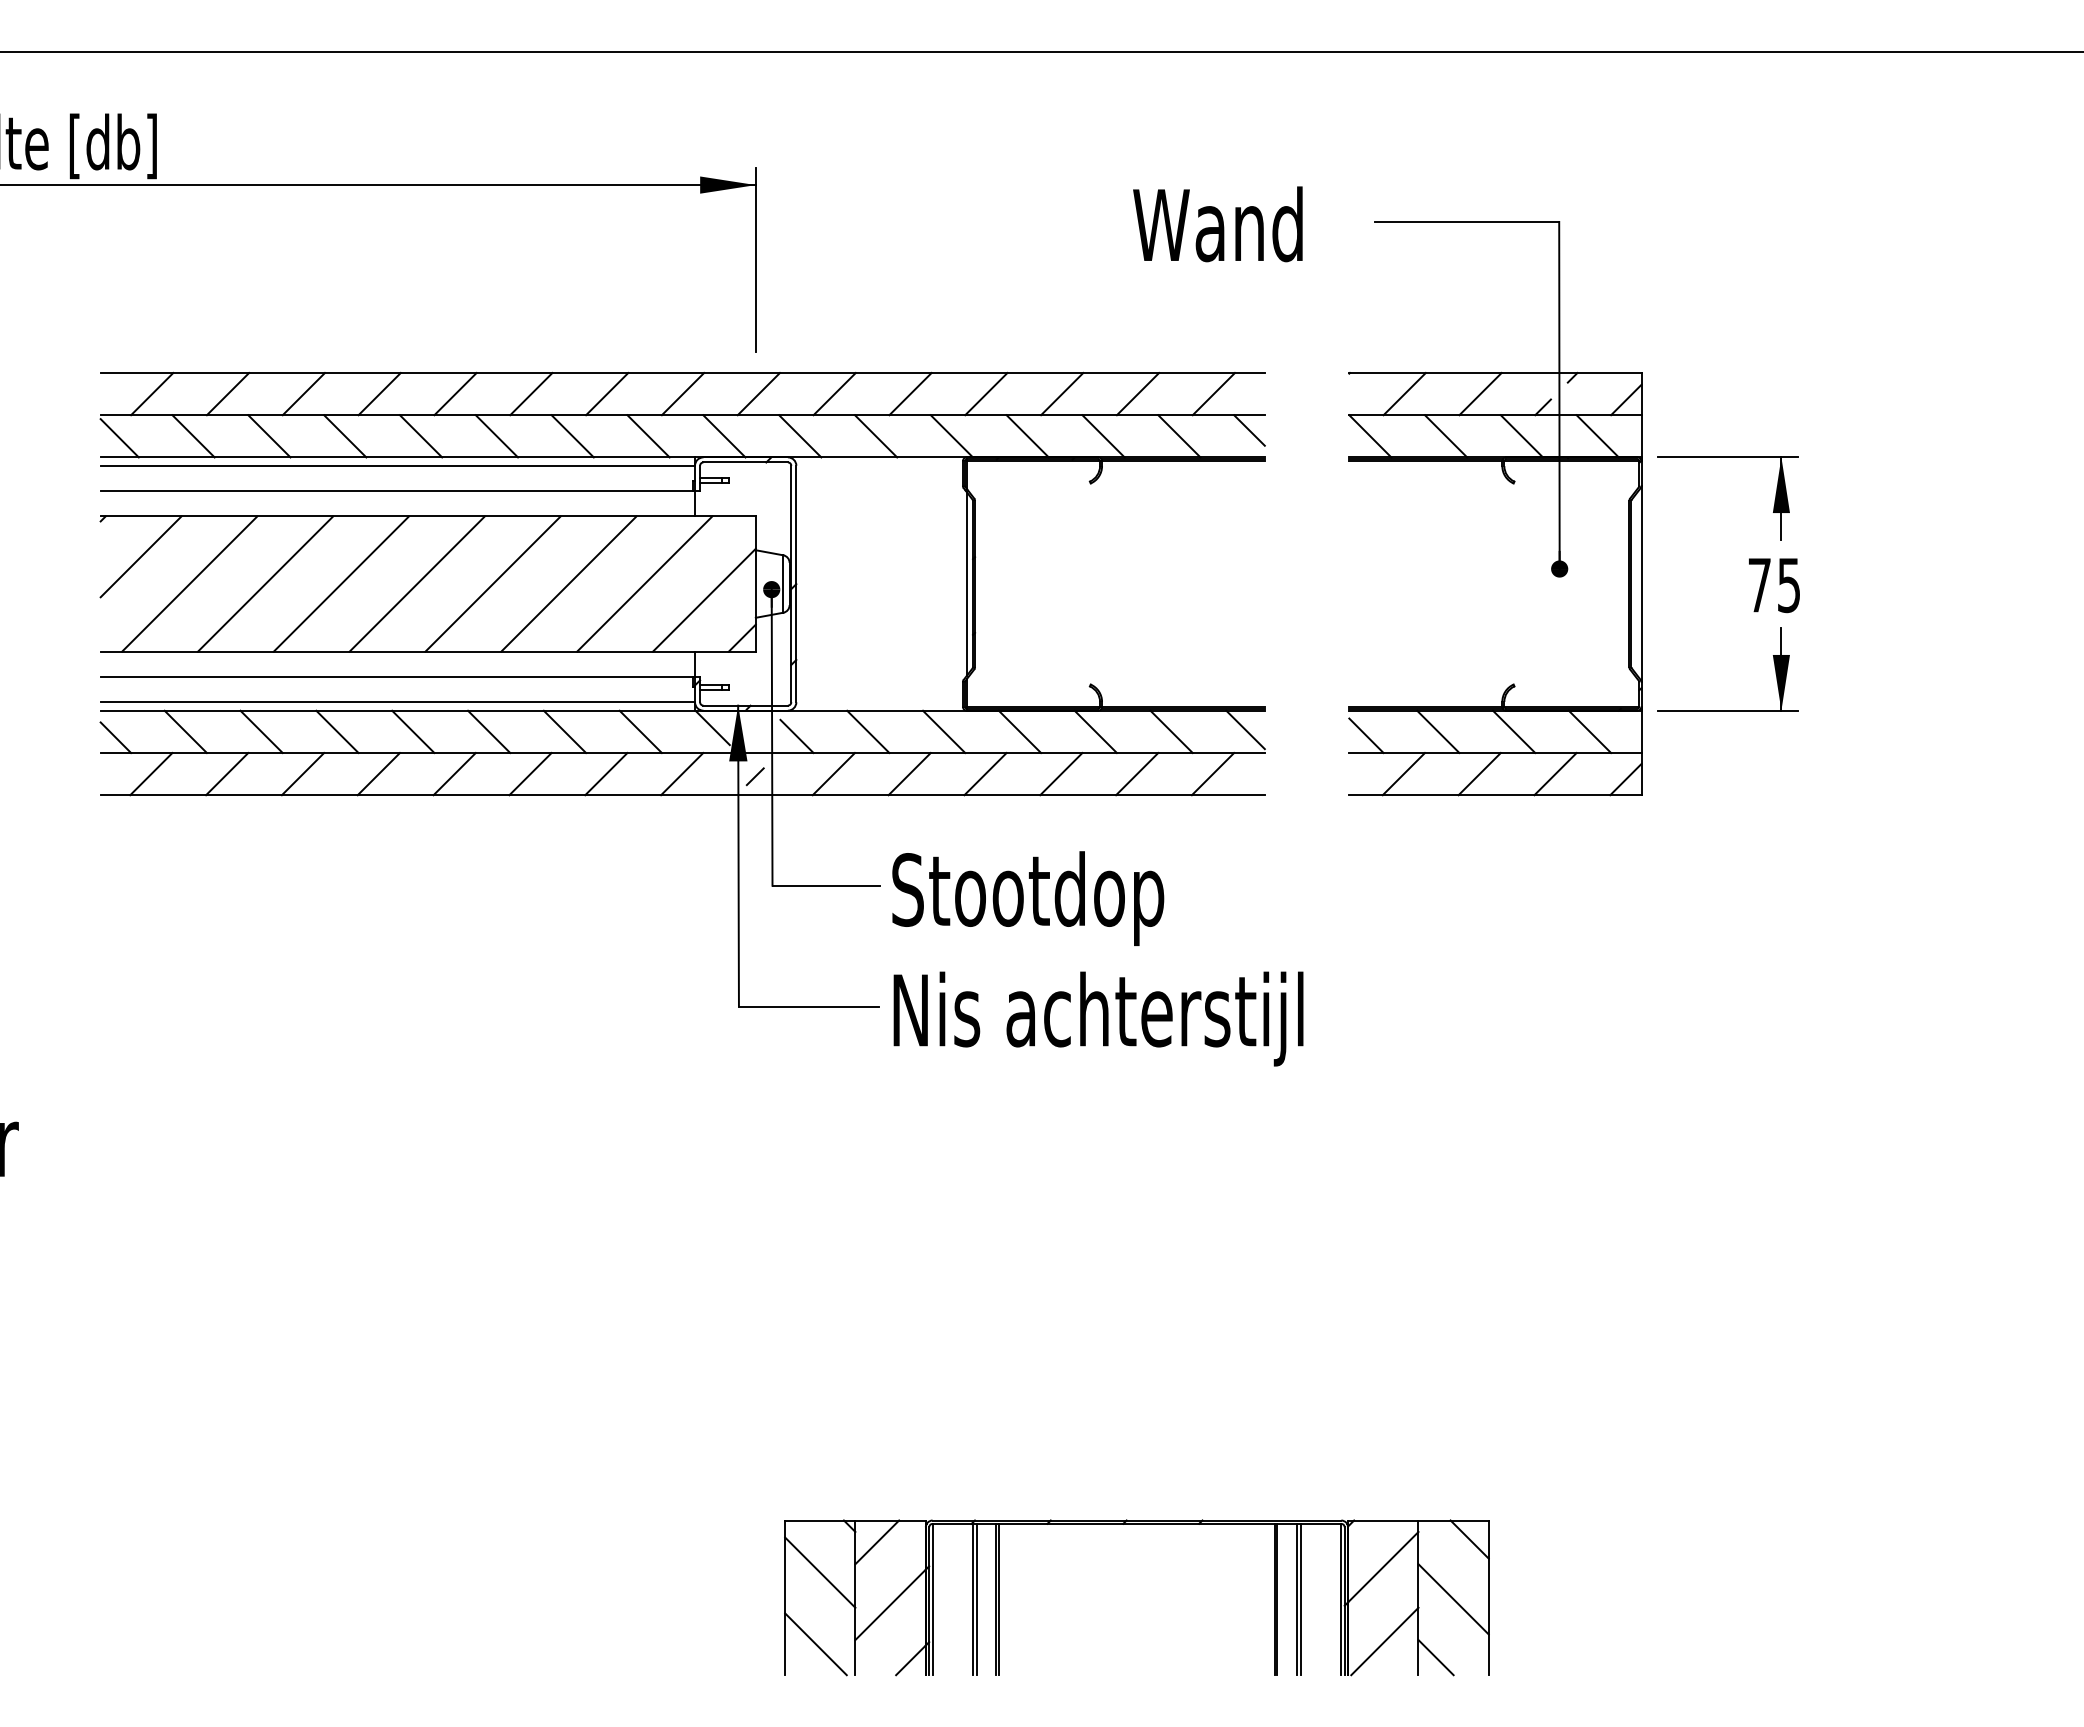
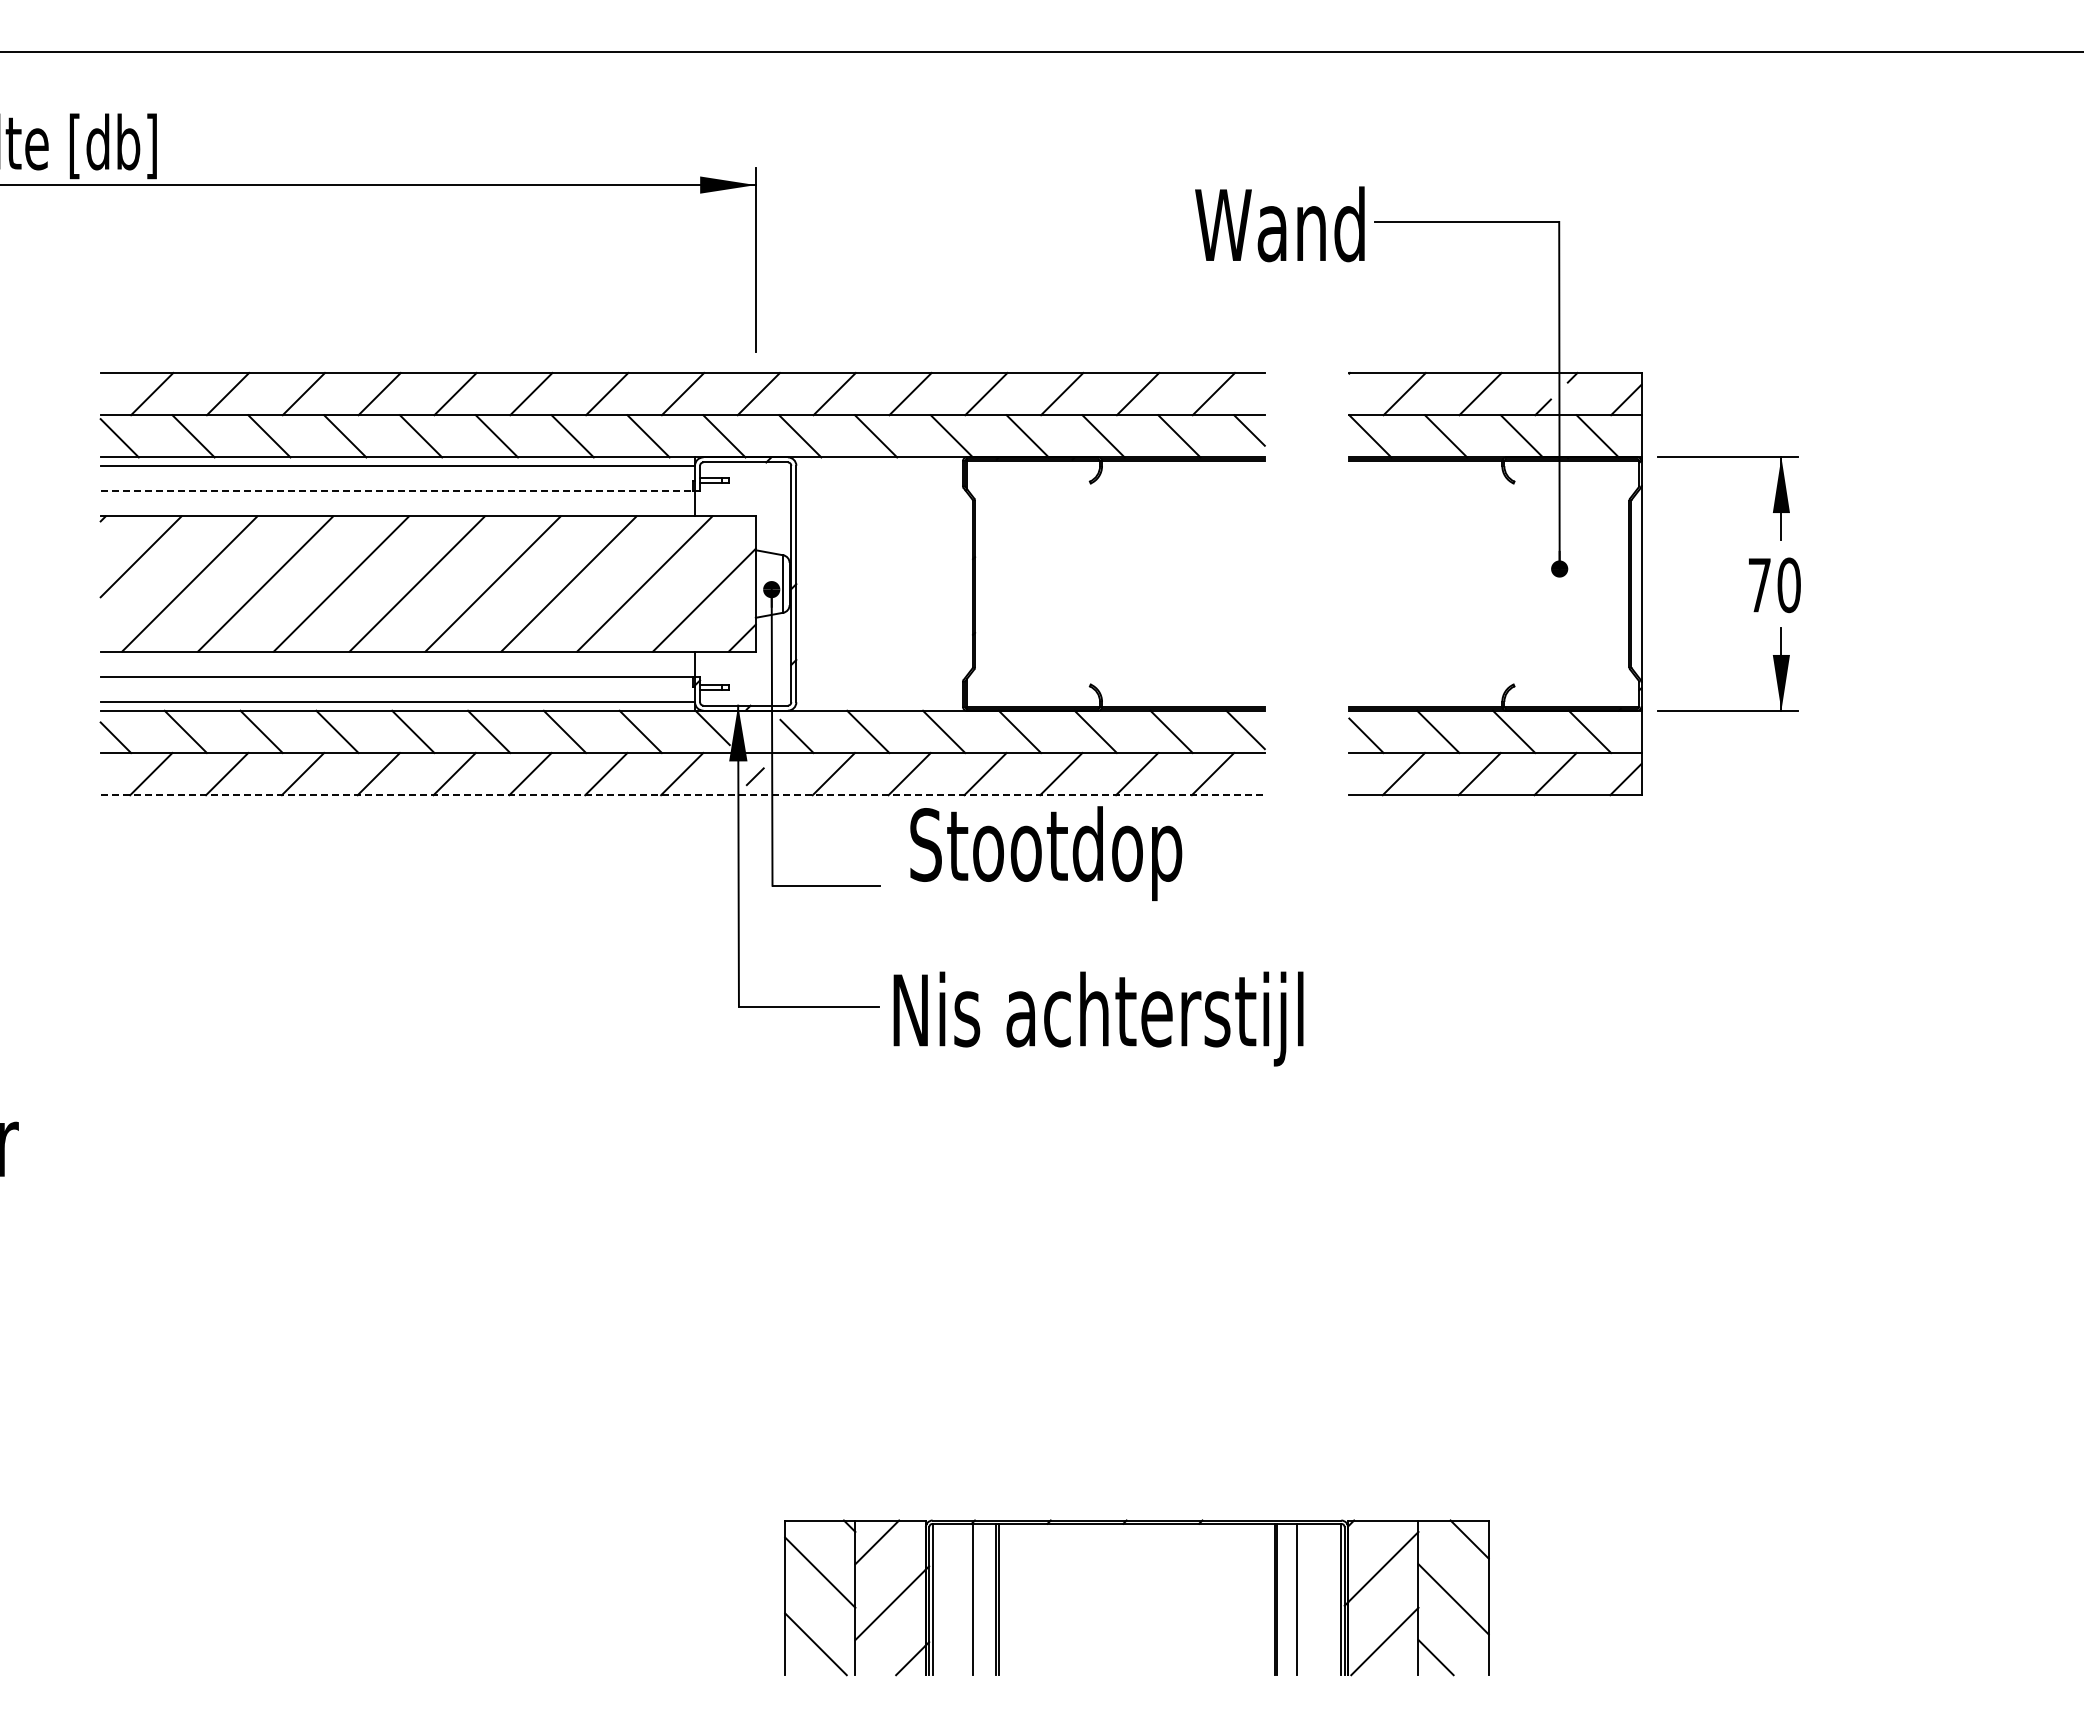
text position: (1217, 224) -> (1279, 224) (1279, 224)
line: solid -> dashed (397, 491)
line: present -> none (966, 583)
text: 75 -> 70 (1788, 585)
line: solid -> dashed (683, 795)
text position: (1028, 898) -> (1046, 853) (1046, 853)
line: present -> none (977, 1599)
line: present -> none (1300, 1599)
